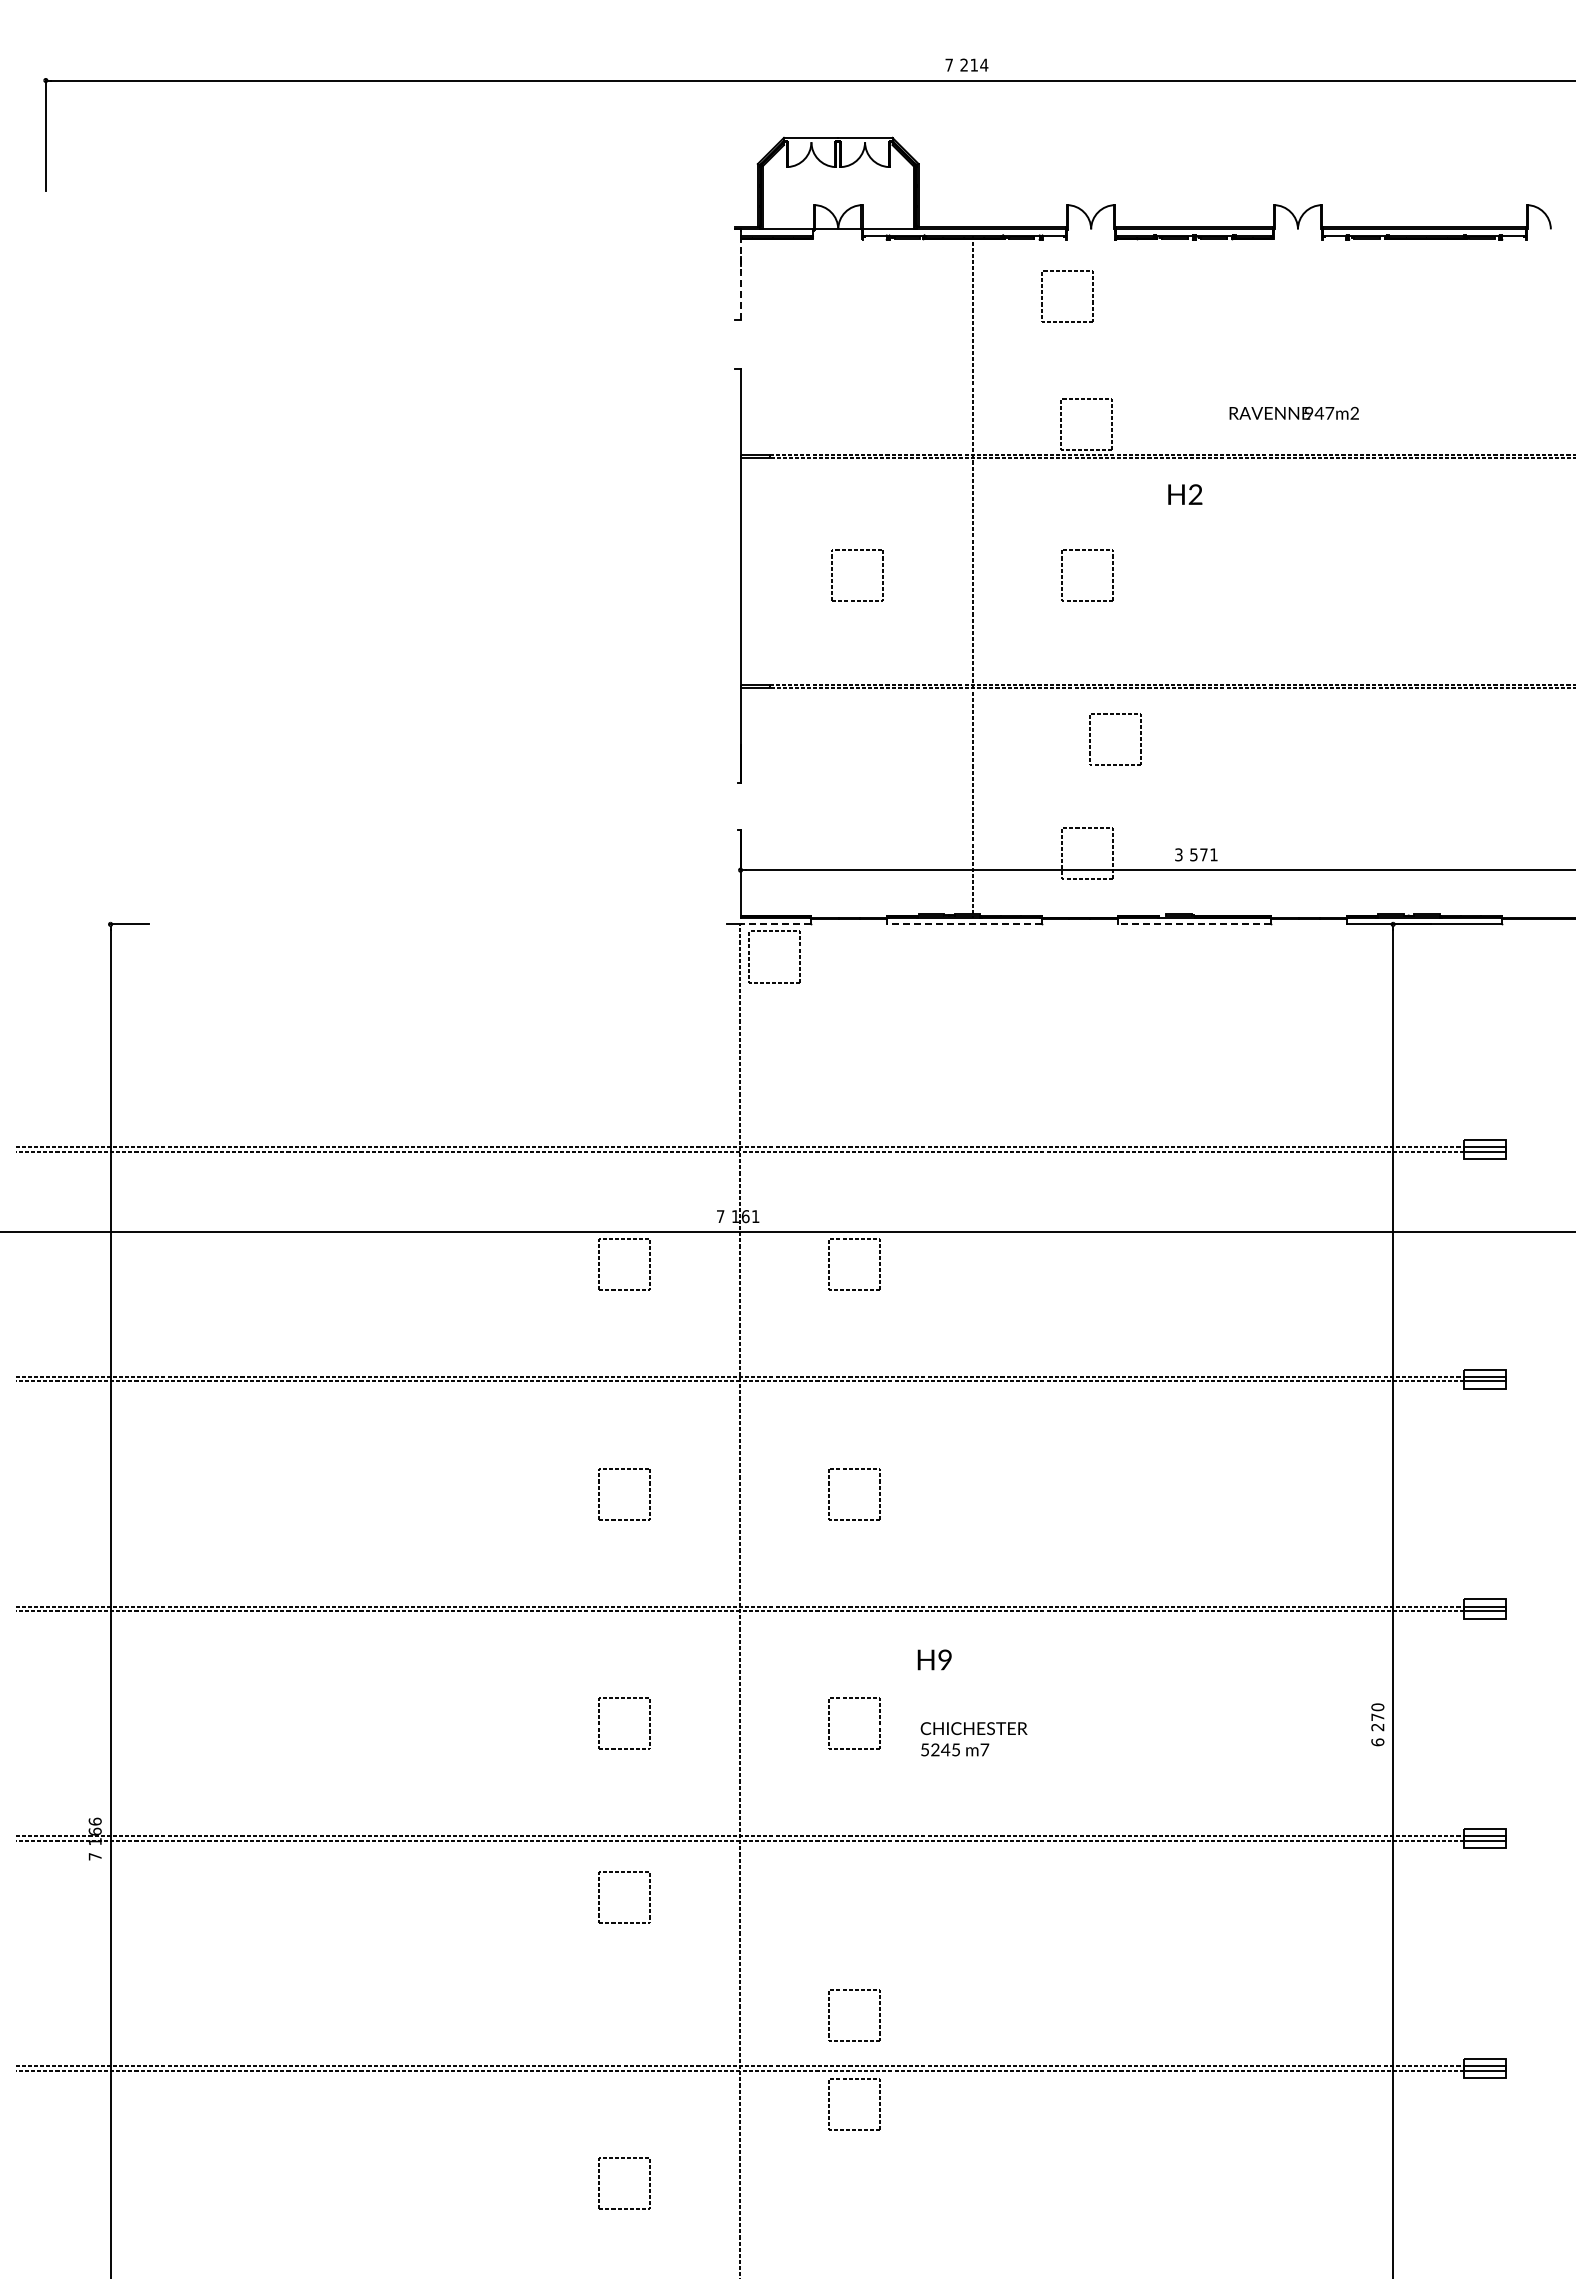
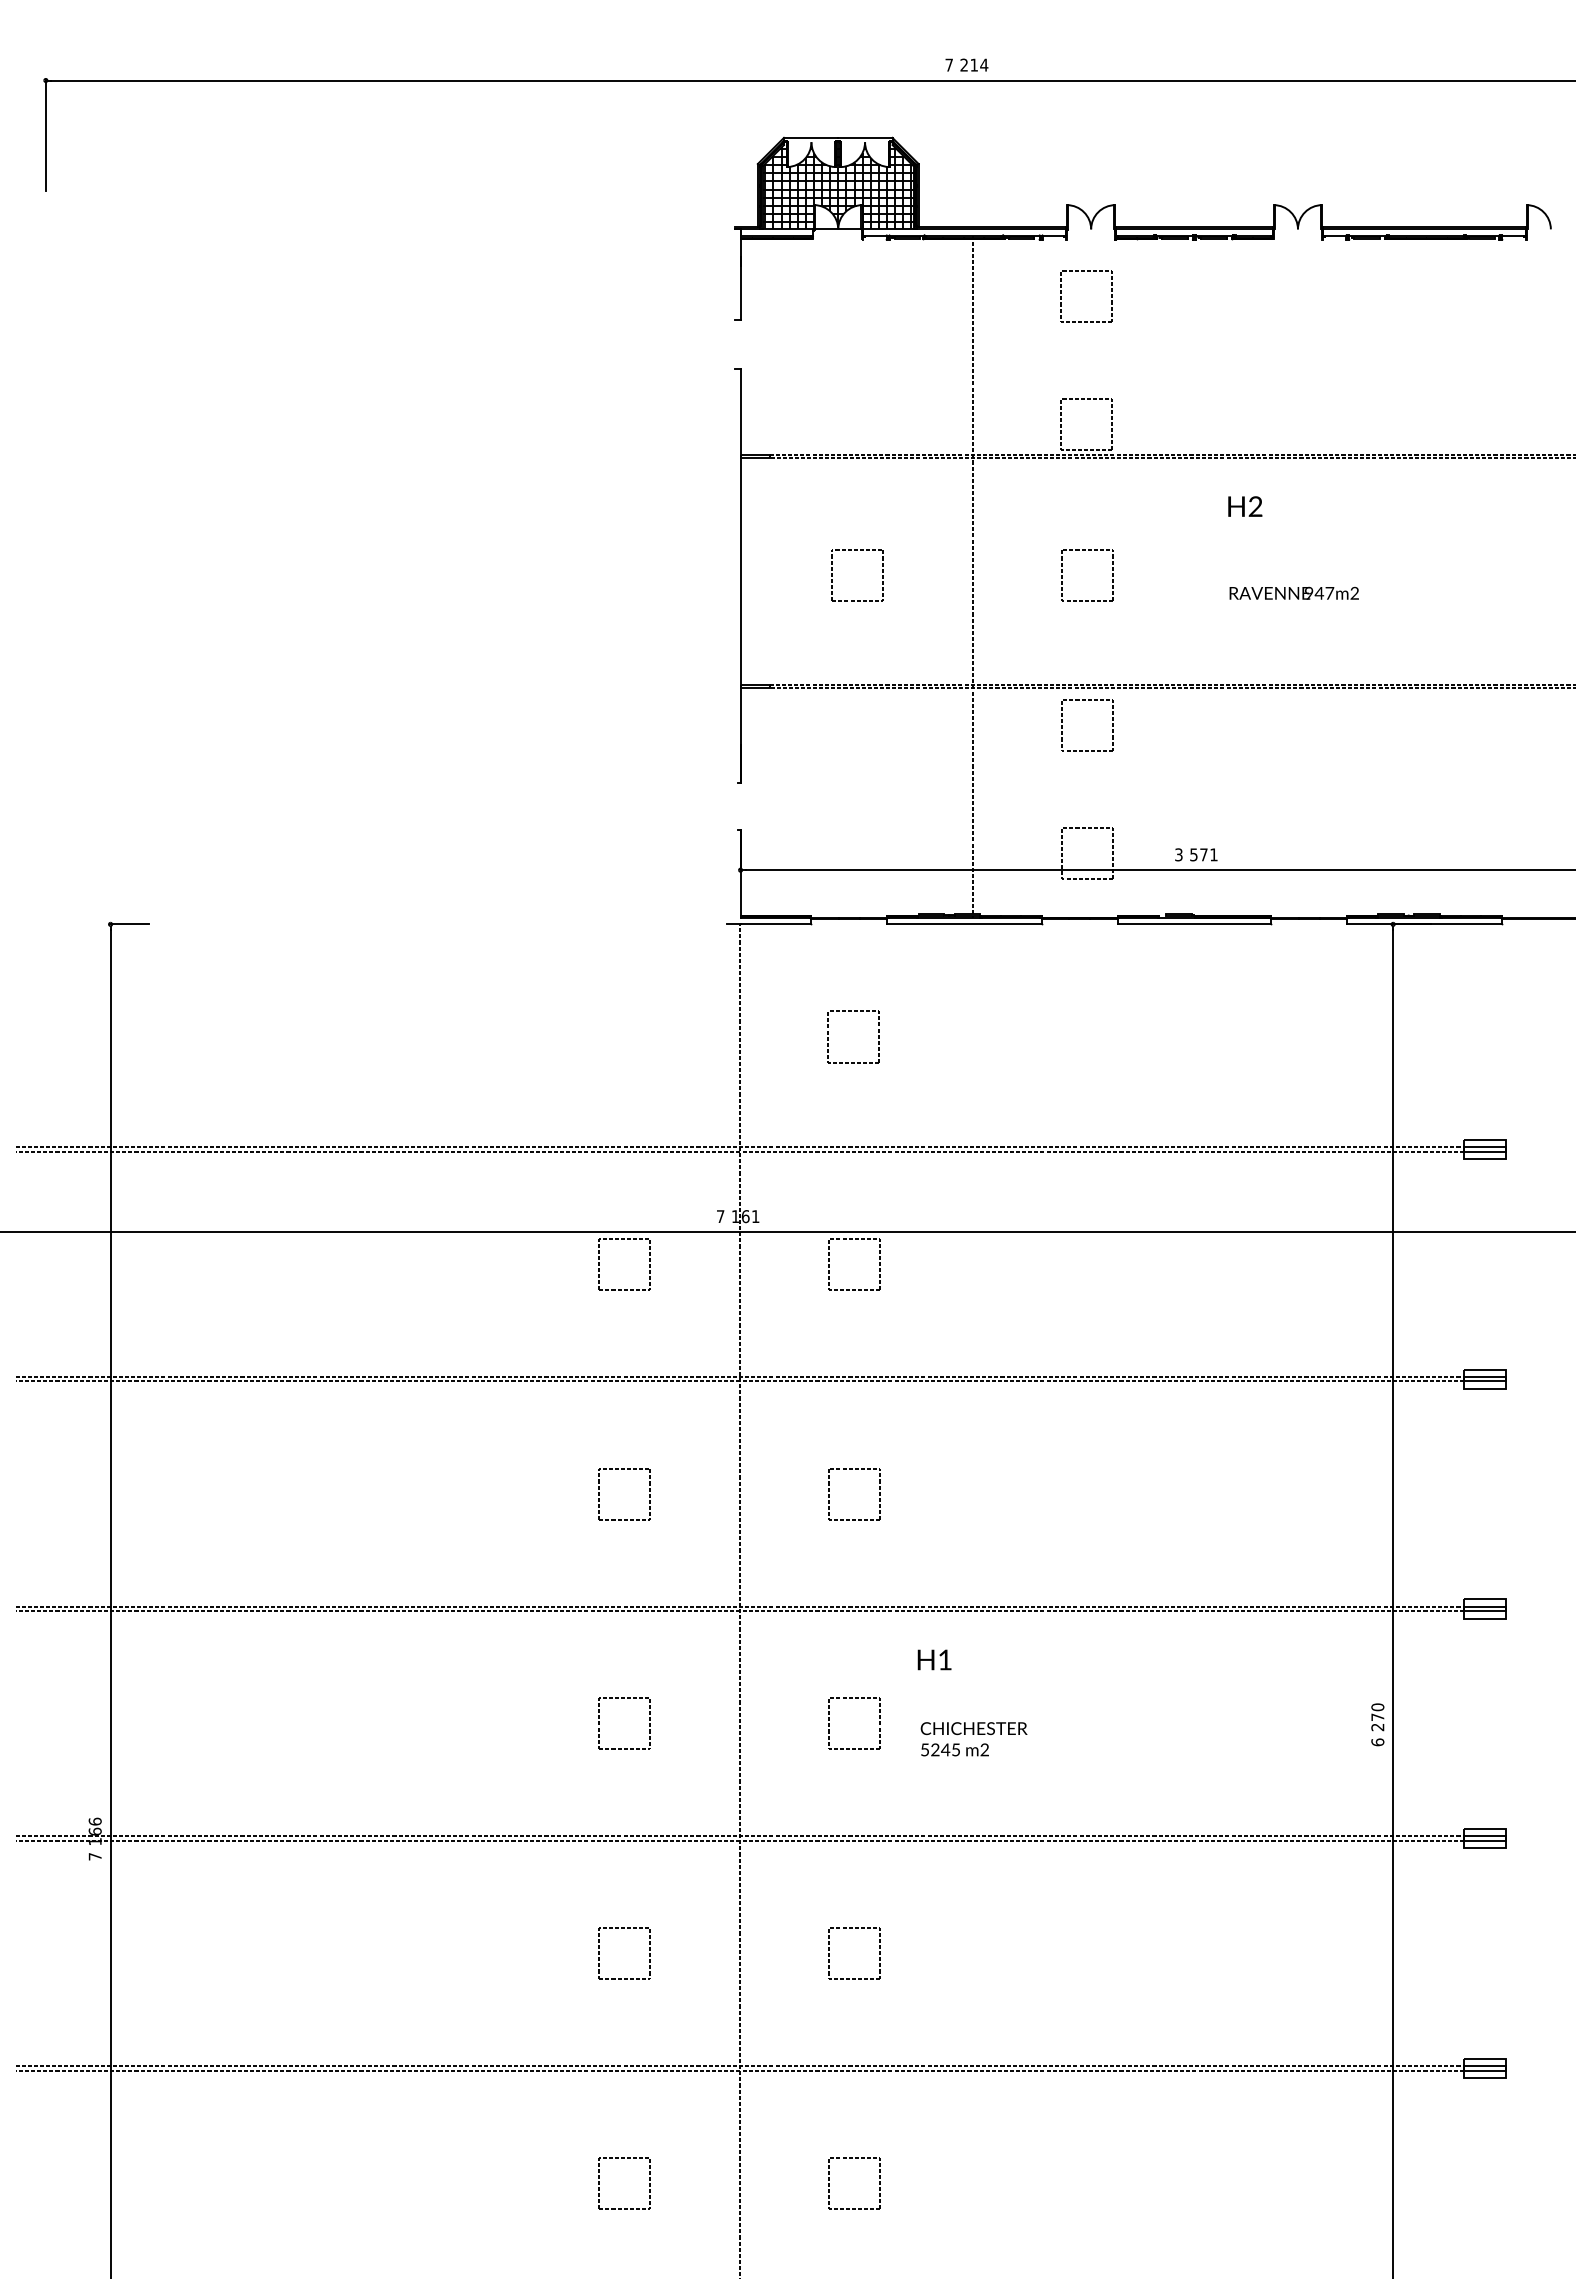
hatch: none -> present (837, 185)
line: dashed -> solid (740, 274)
part position: (1042, 296) -> (1061, 296) (1061, 296)
text position: (1293, 412) -> (1293, 592) (1293, 592)
text position: (1185, 494) -> (1245, 506) (1245, 506)
part position: (1090, 739) -> (1062, 725) (1062, 725)
line: dashed -> solid (775, 924)
line: dashed -> solid (964, 924)
line: dashed -> solid (1194, 924)
part position: (799, 956) -> (878, 1036) (878, 1036)
text: H9 -> H1 (944, 1659)
text: m7 -> m2 (984, 1749)
part position: (624, 1872) -> (624, 1928) (624, 1928)
part position: (829, 2015) -> (829, 1953) (829, 1953)
part position: (829, 2104) -> (829, 2183) (829, 2183)
